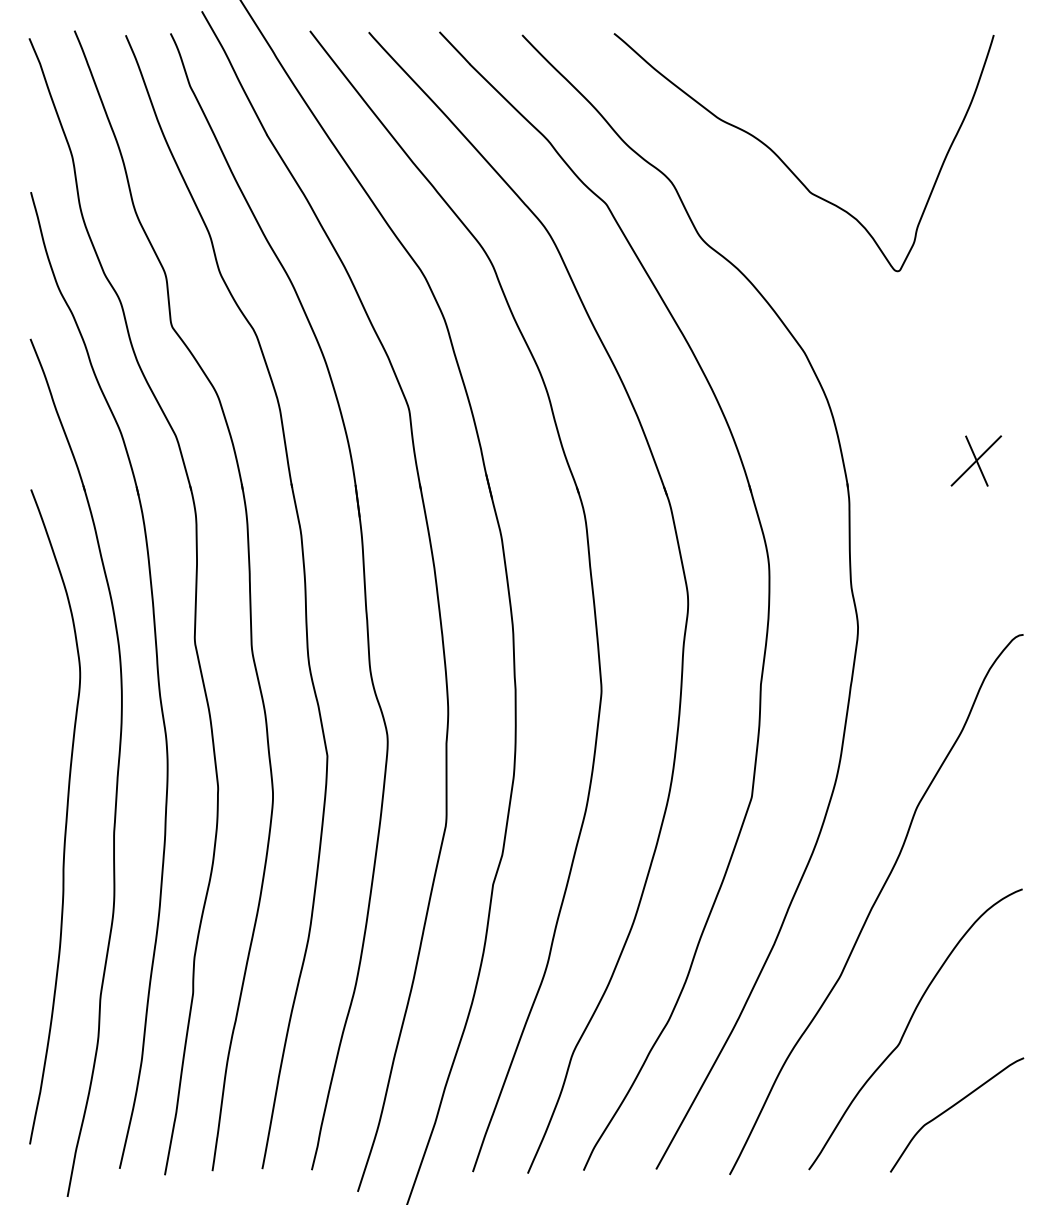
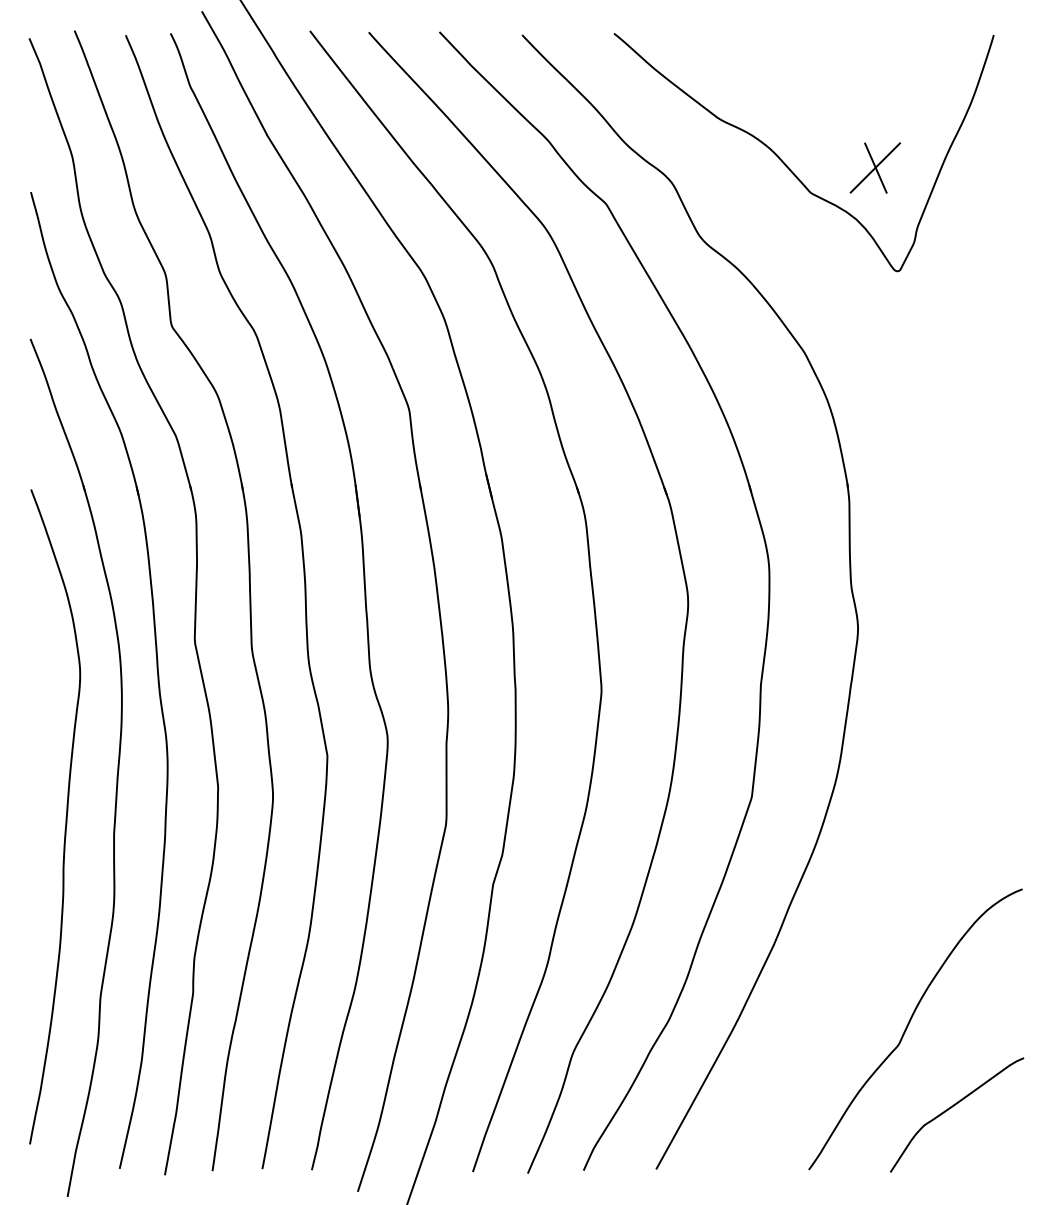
part position: (976, 460) -> (875, 167) (875, 167)
curve: present -> none (875, 903)
